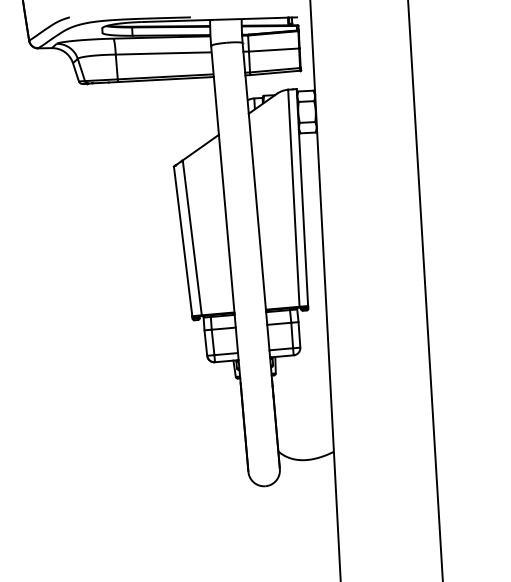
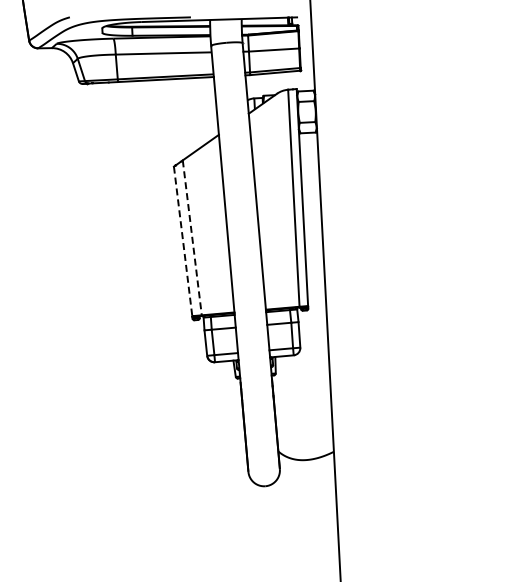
line: solid -> dashed (192, 238)
line: solid -> dashed (183, 241)
line: present -> none (425, 290)
